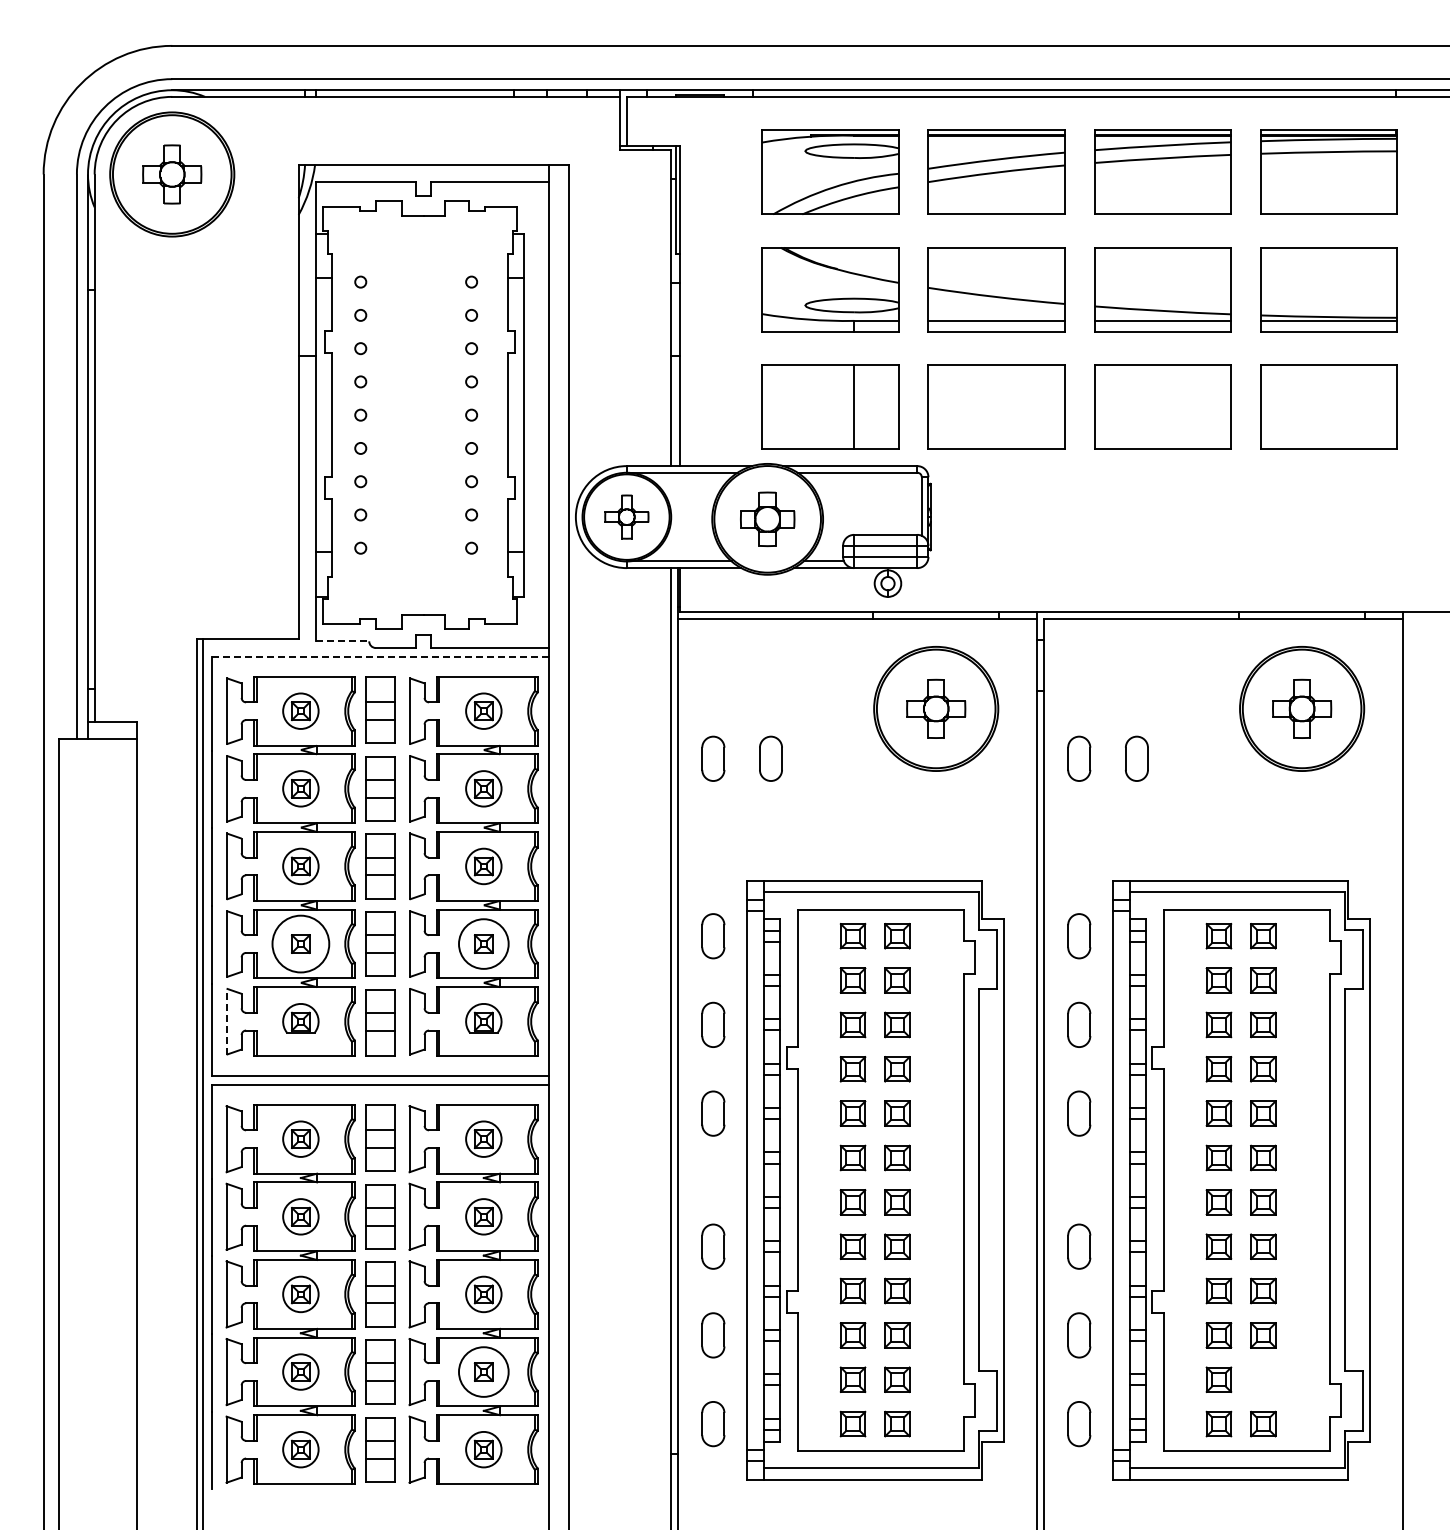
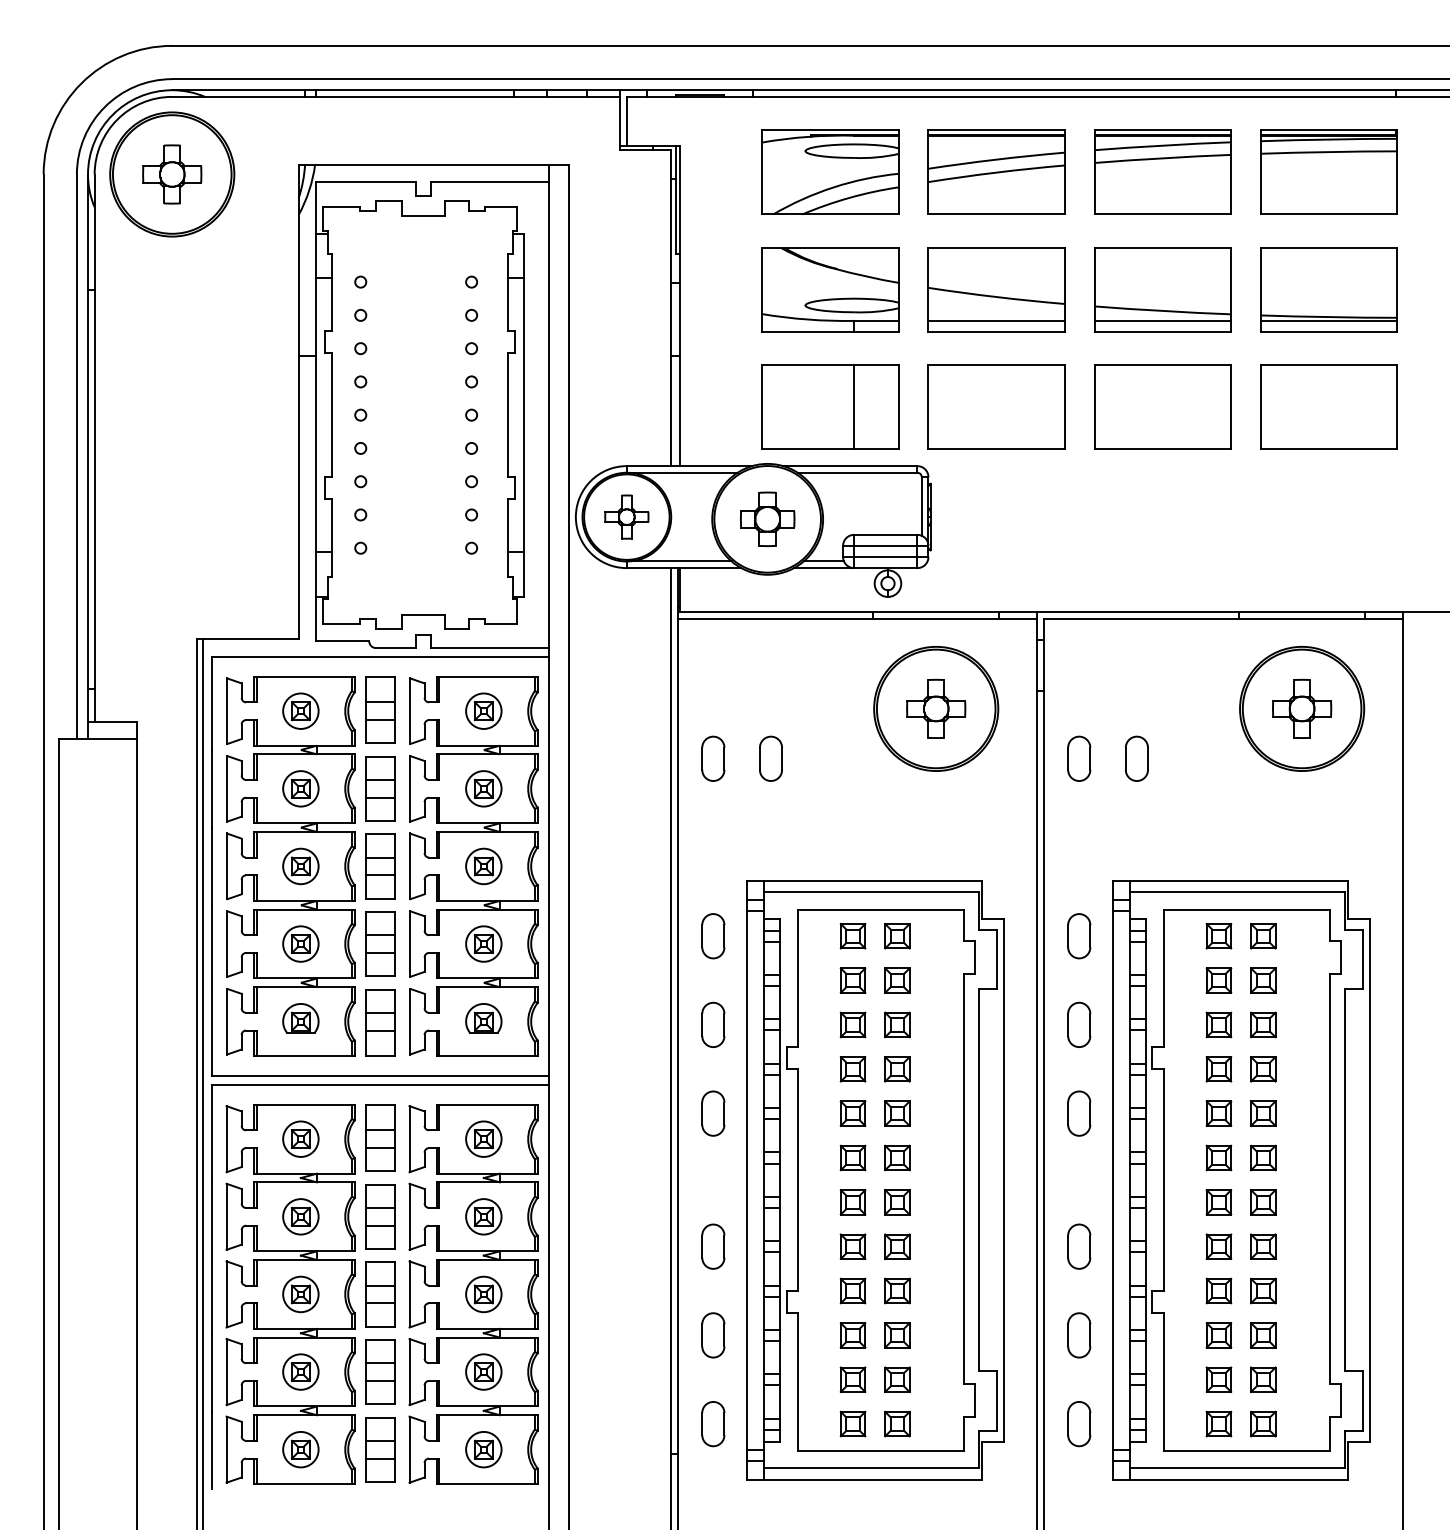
line: dashed -> solid (343, 641)
line: dashed -> solid (380, 656)
circle diameter: 57 px -> 35 px (300, 943)
circle diameter: 50 px -> 35 px (483, 943)
line: dashed -> solid (226, 1021)
circle diameter: 50 px -> 35 px (483, 1371)
part: none -> present (1263, 1379)
